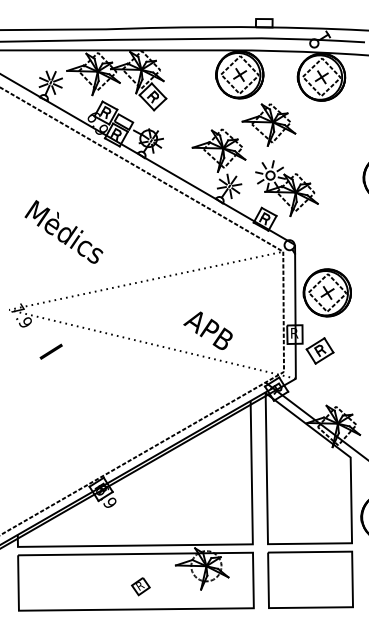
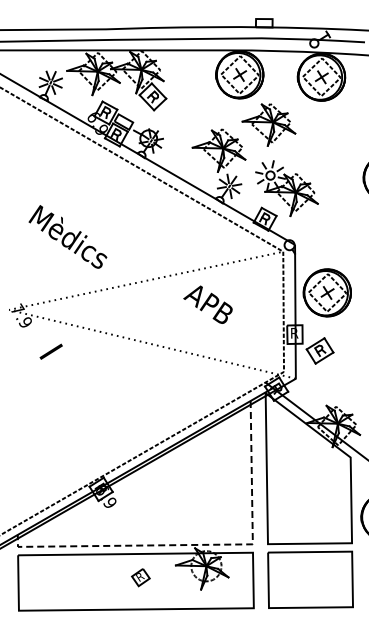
text position: (63, 231) -> (67, 236) (67, 236)
text position: (207, 330) -> (207, 304) (207, 304)
line: solid -> dashed (200, 544)
part position: (140, 586) -> (140, 577) (140, 577)
